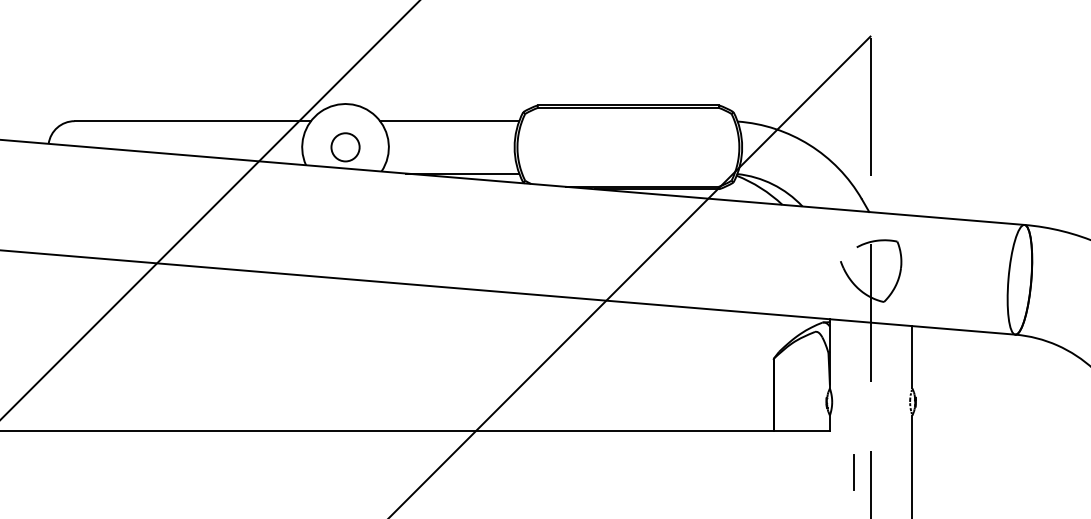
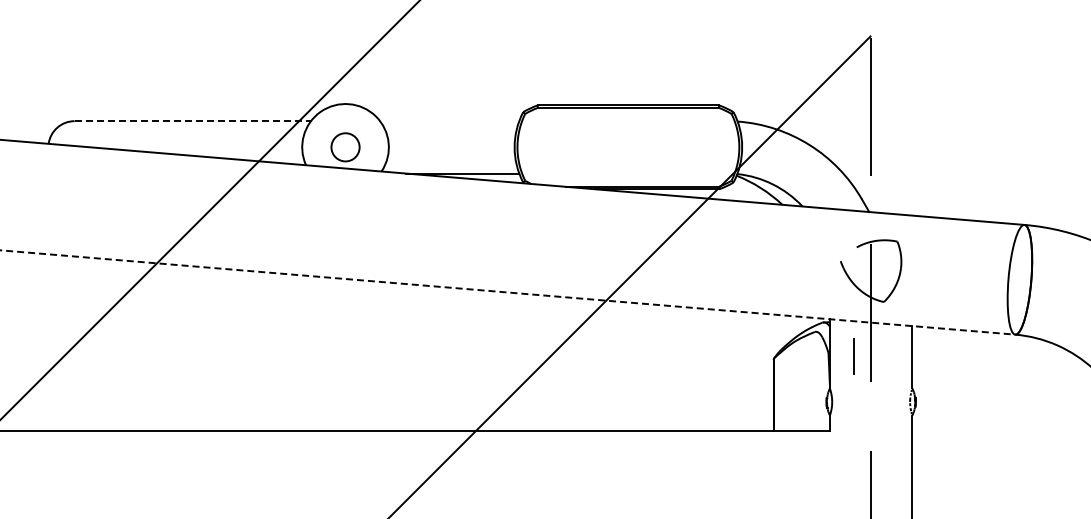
line: solid -> dashed (193, 121)
line: present -> none (449, 121)
line: solid -> dashed (508, 292)
line position: (853, 472) -> (853, 356) (853, 356)
